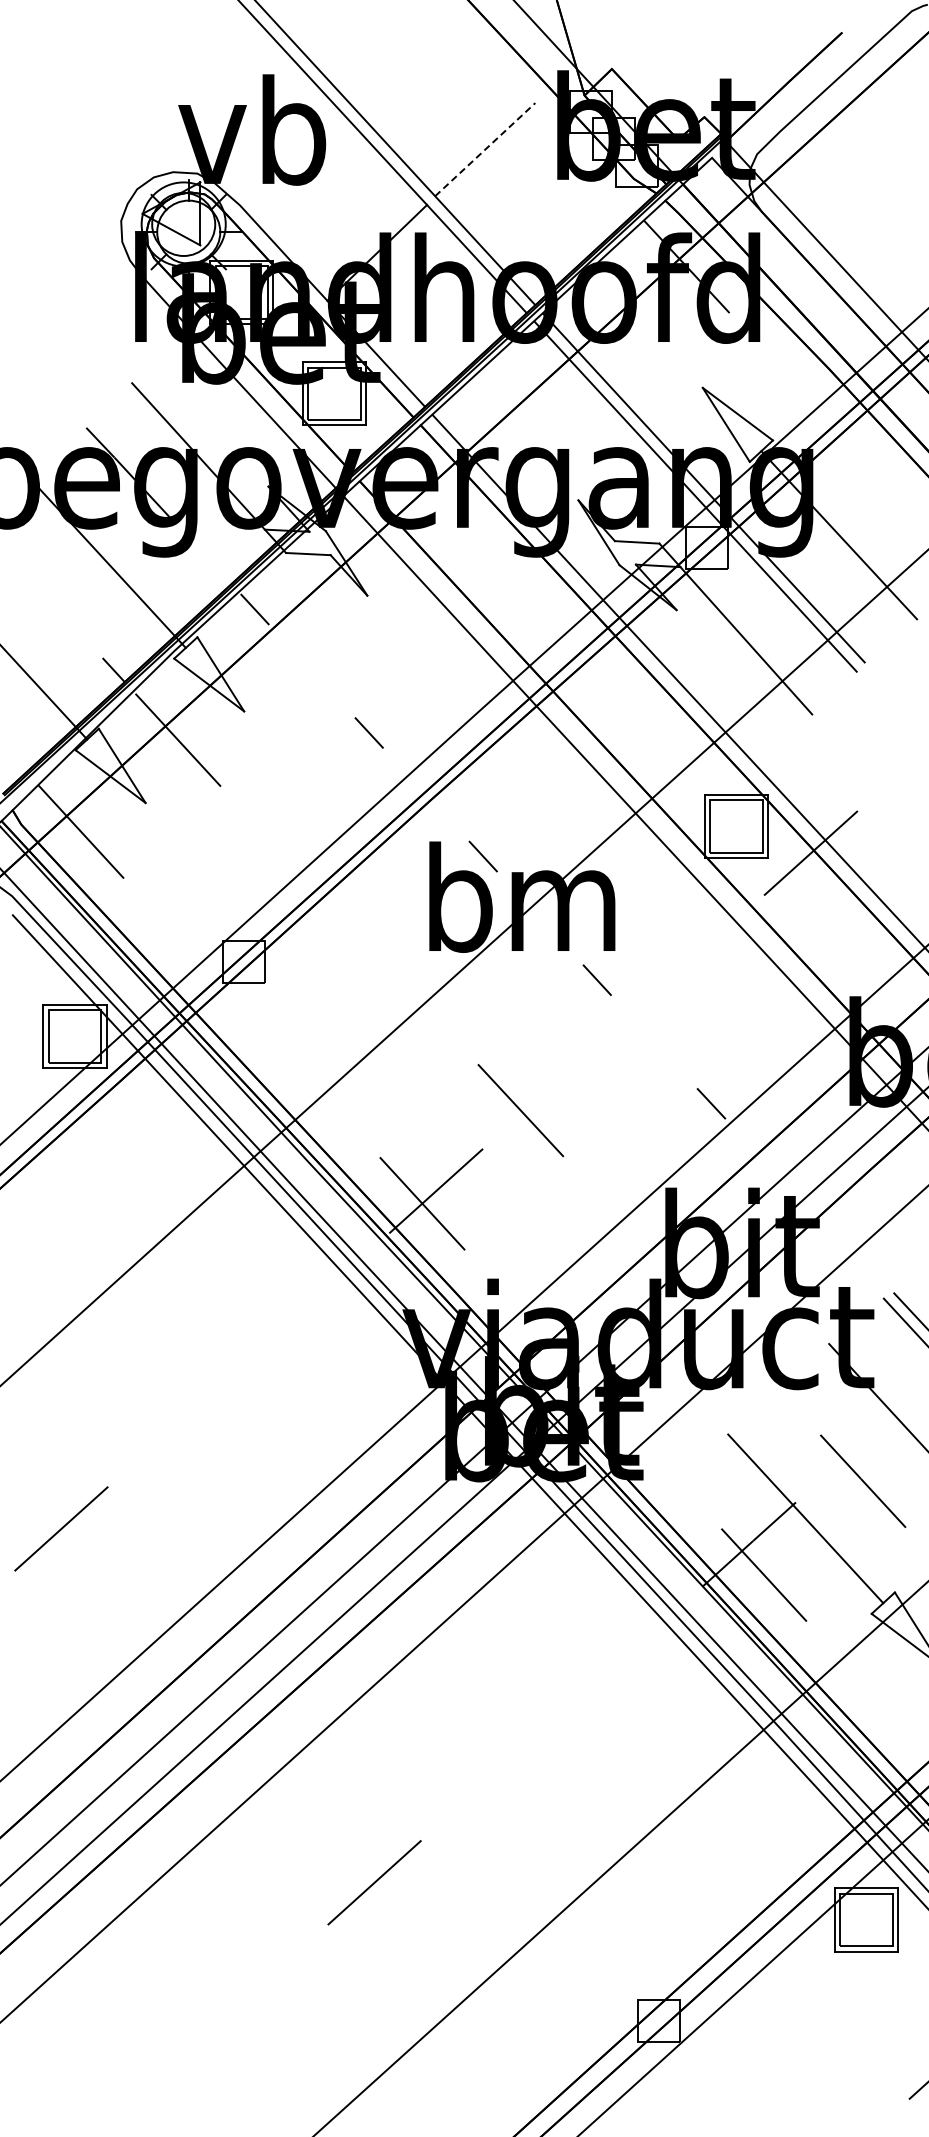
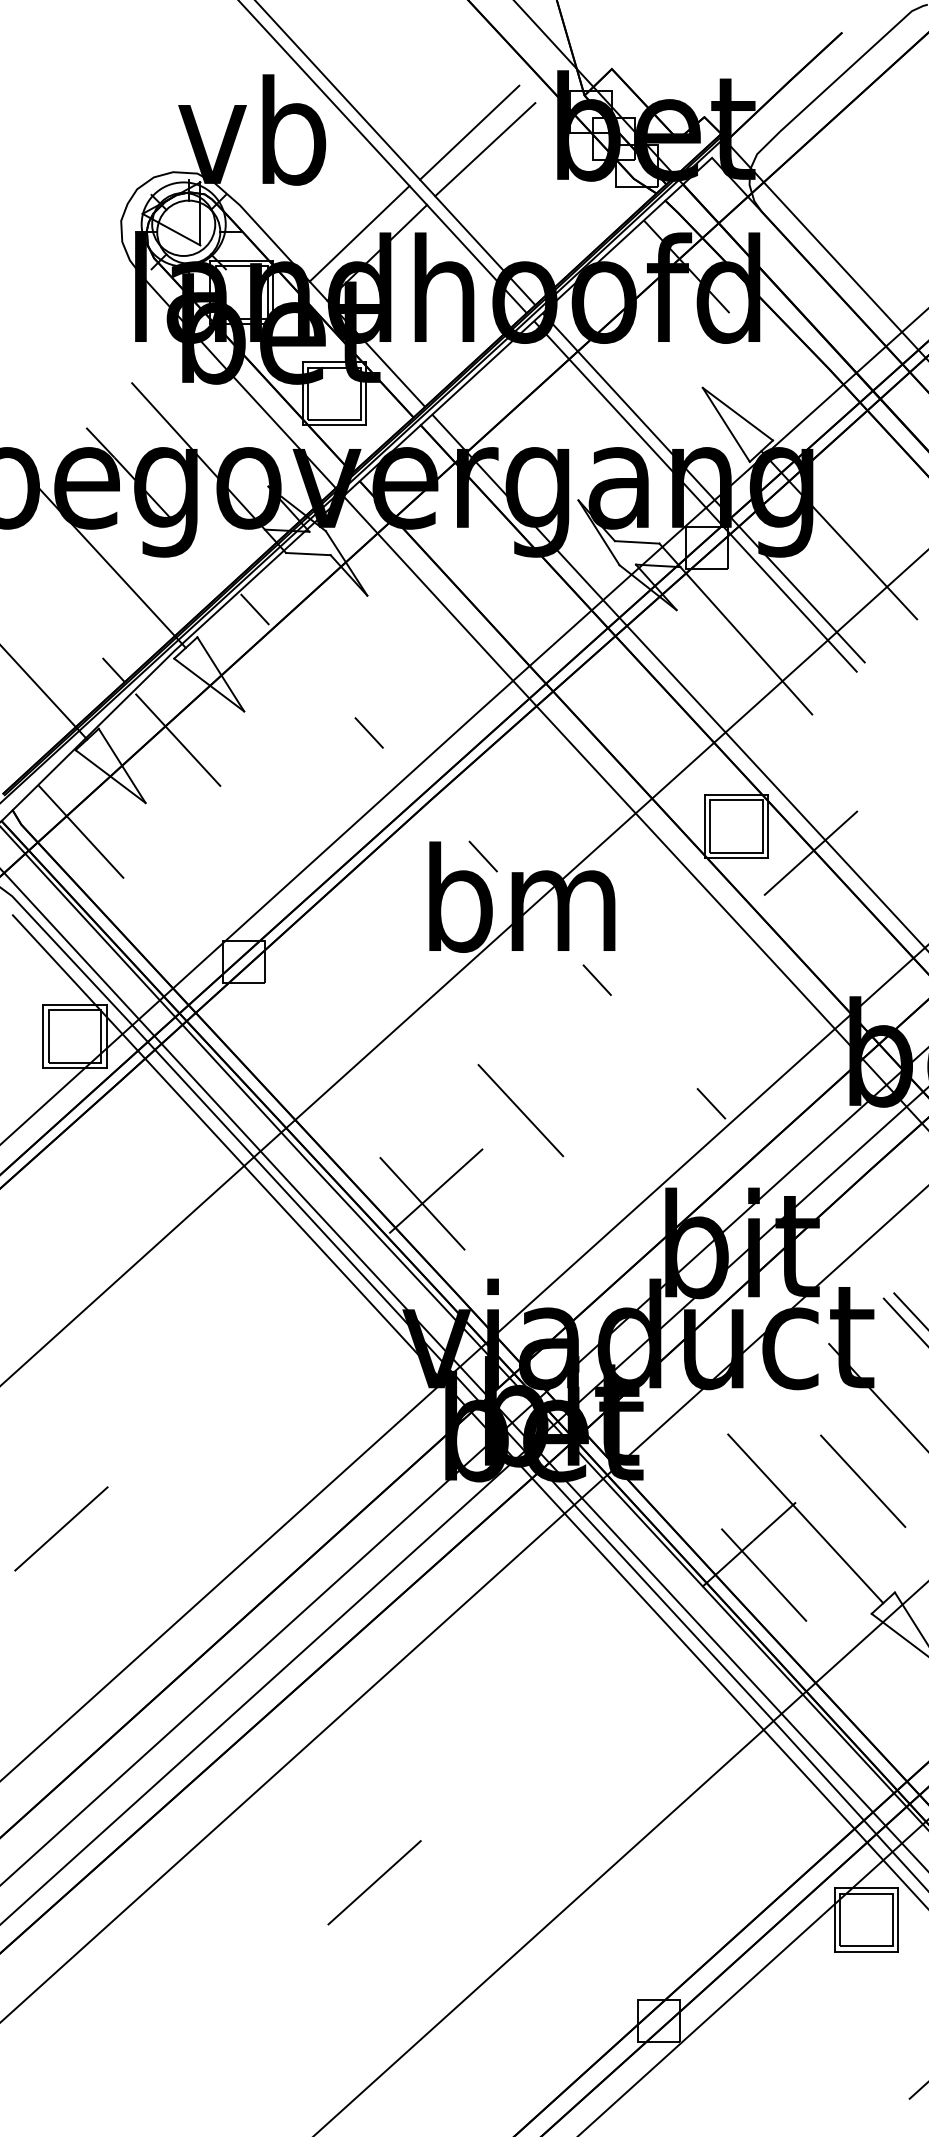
line: none -> present (469, 132)
line: dashed -> solid (485, 149)
line: none -> present (359, 233)
